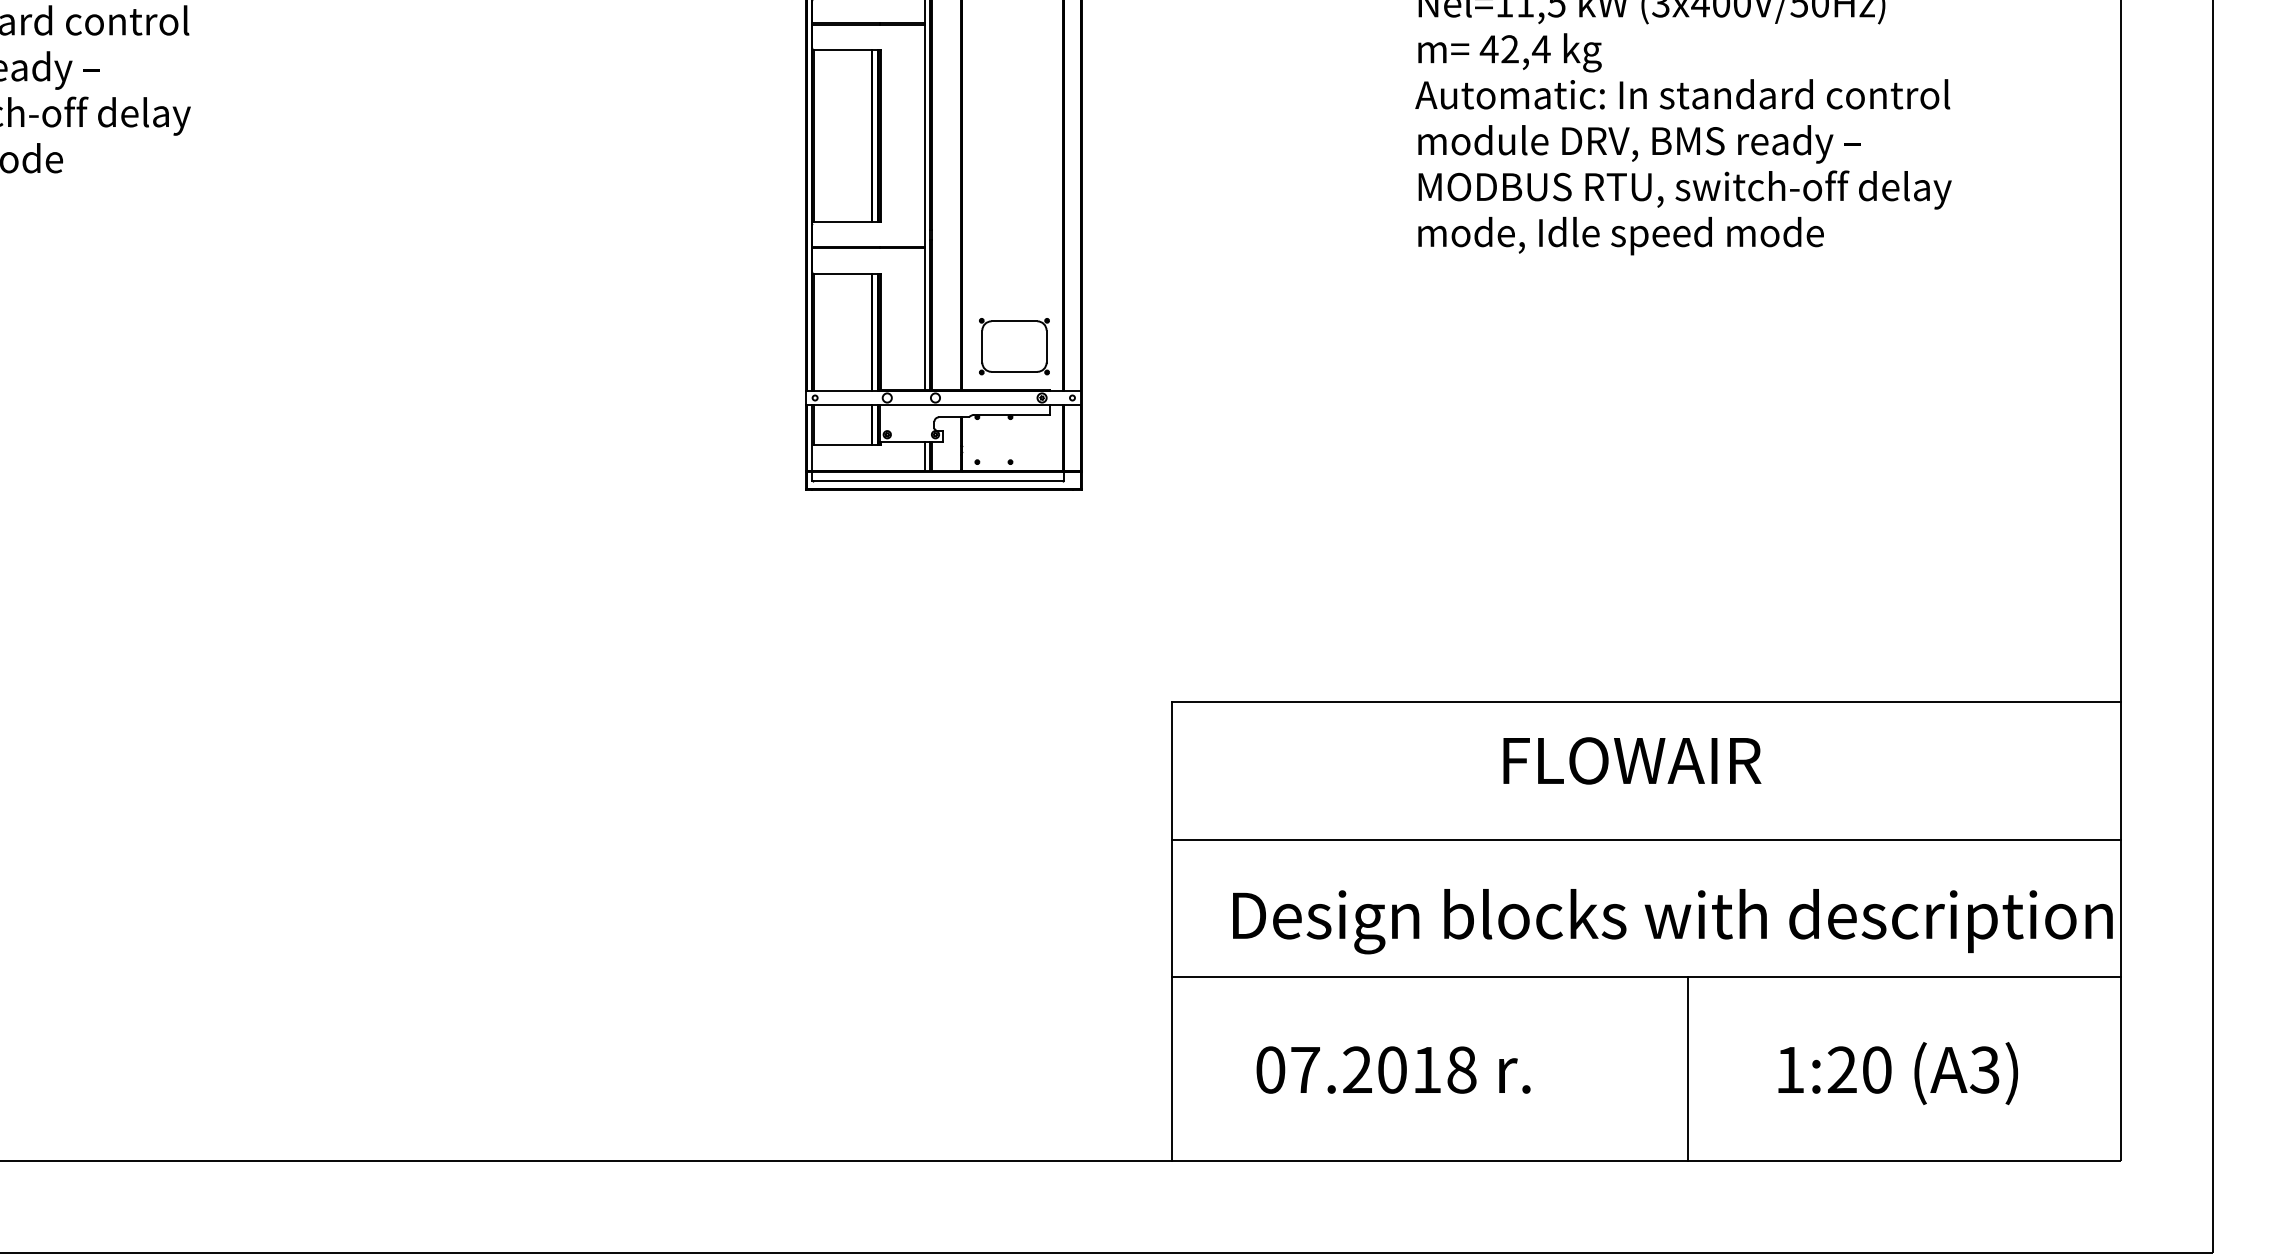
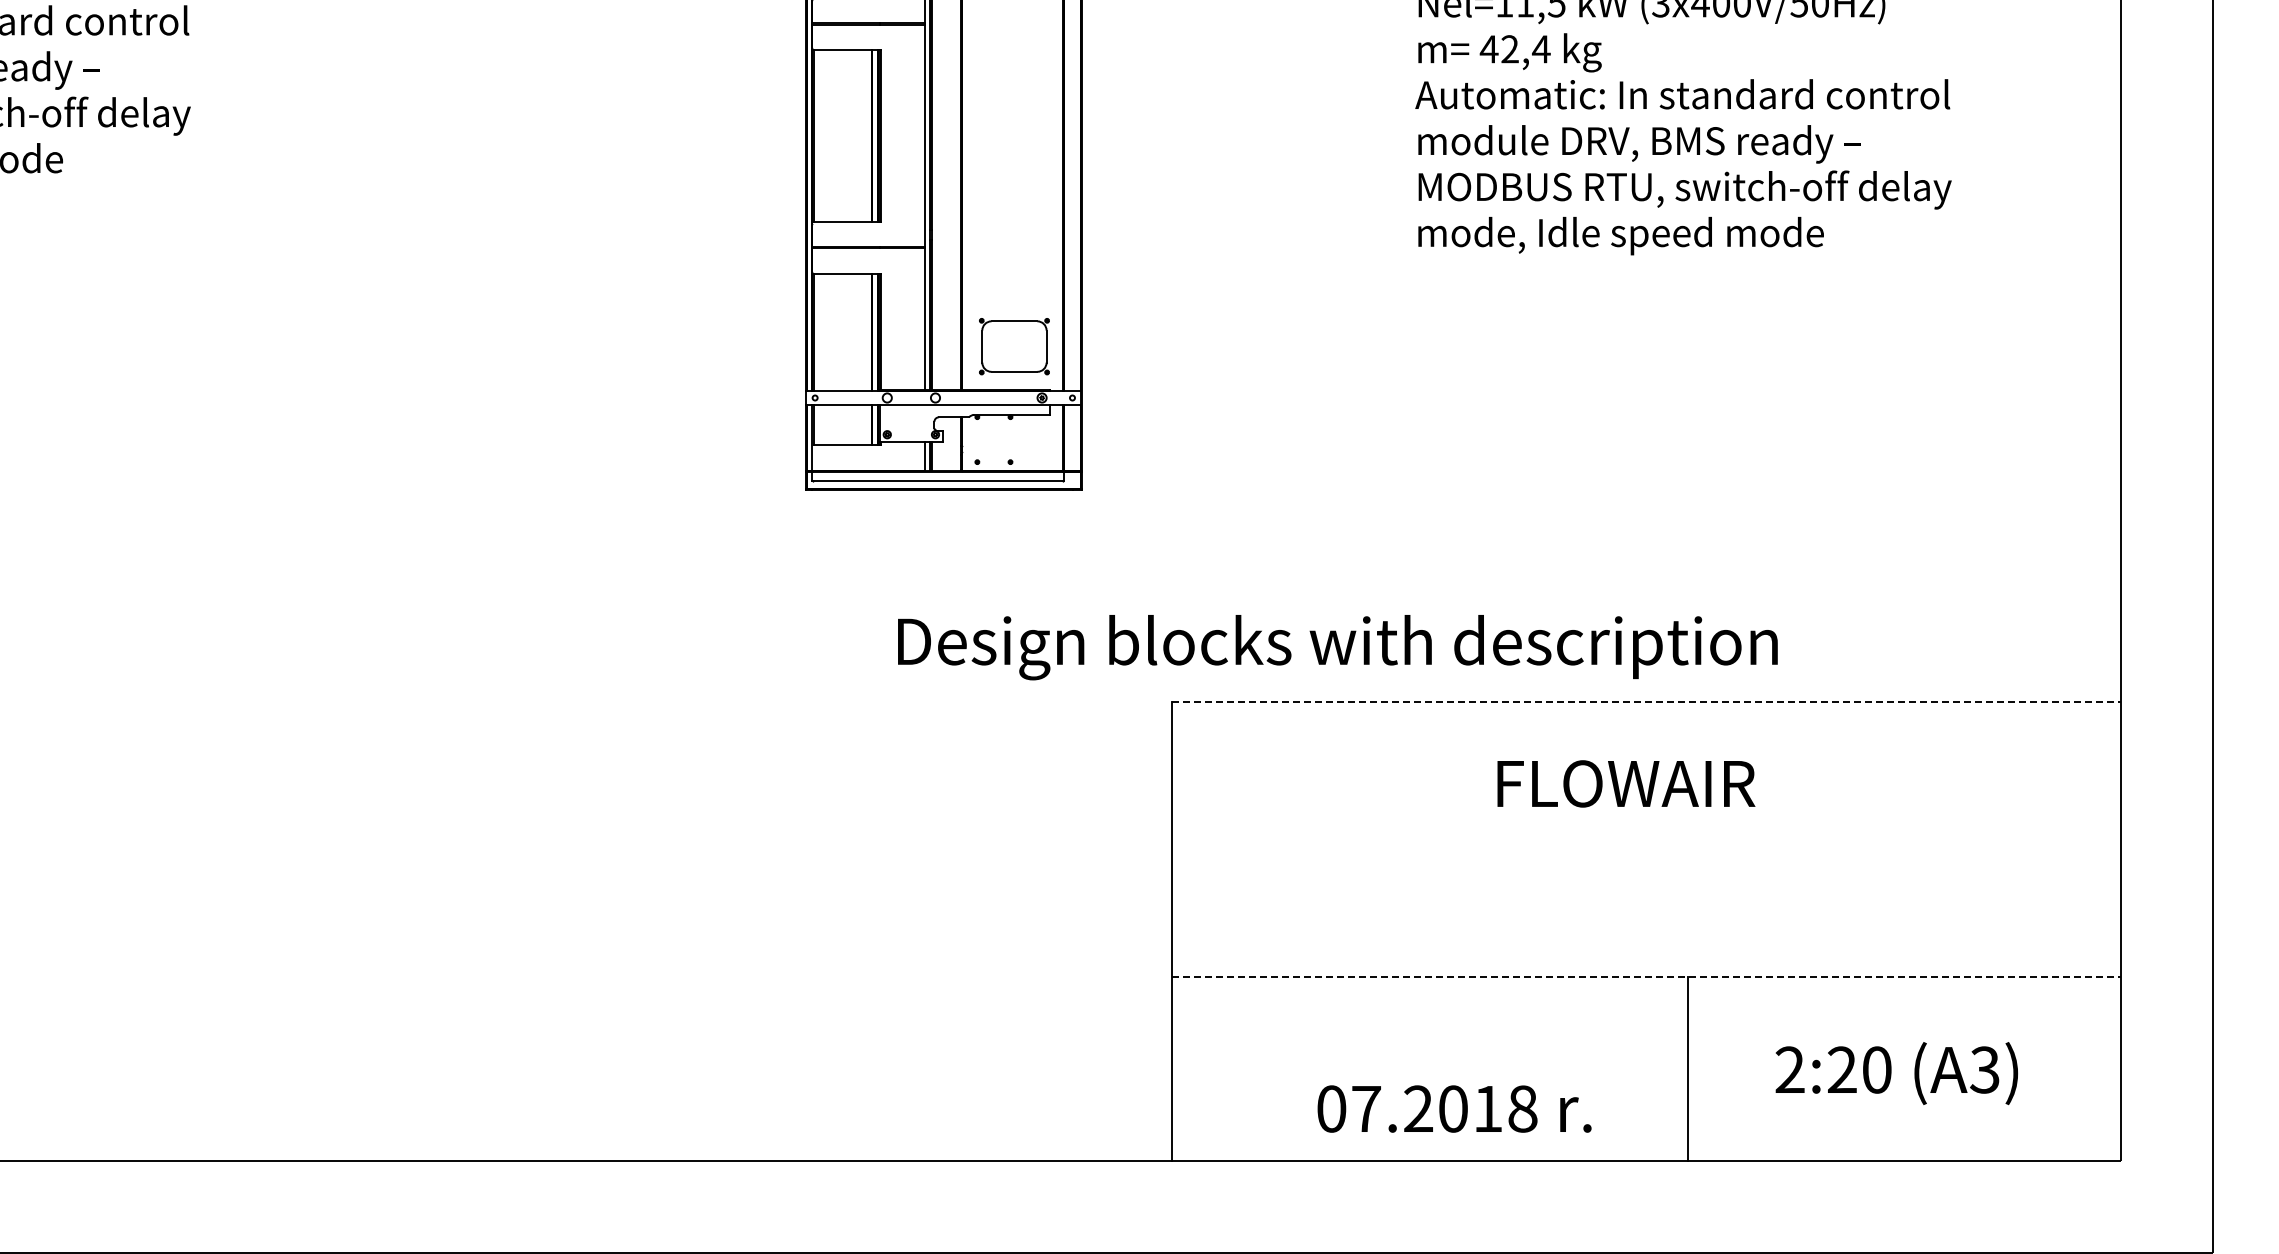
line: solid -> dashed (1646, 702)
text position: (1632, 760) -> (1626, 783) (1626, 783)
line: present -> none (1645, 839)
text position: (1672, 921) -> (1337, 647) (1337, 647)
line: solid -> dashed (1646, 977)
text position: (1393, 1069) -> (1454, 1108) (1454, 1108)
text: 1:20 -> 2:20 (1789, 1069)
